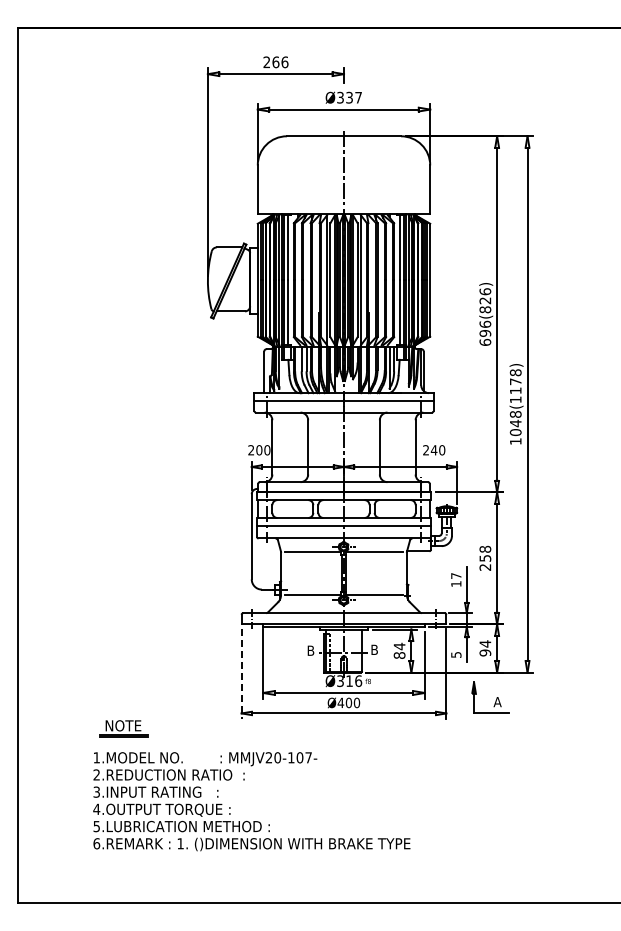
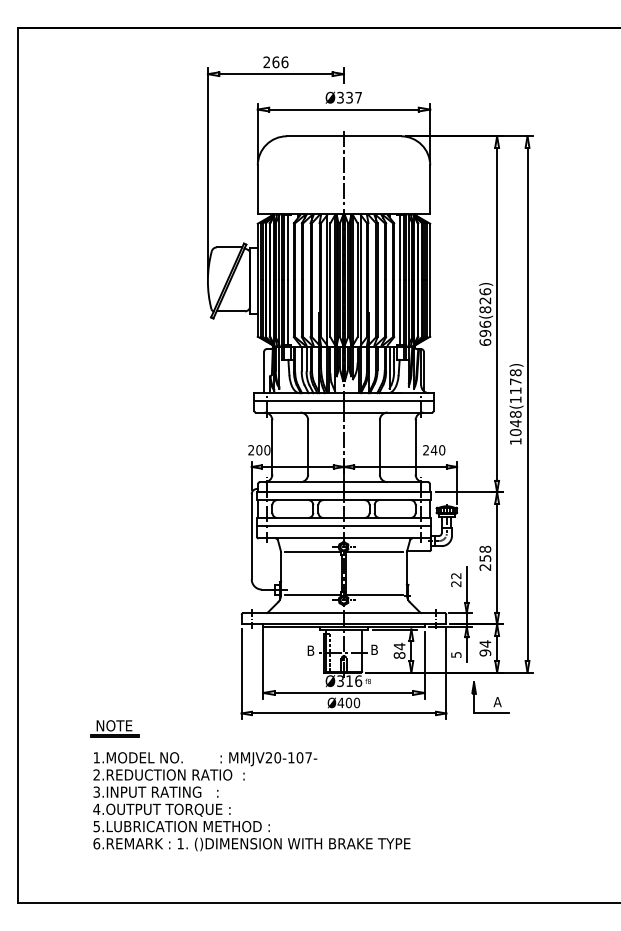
text: 17 -> 22 (456, 580)
line: dashed -> solid (241, 674)
part position: (123, 728) -> (114, 728) (114, 728)
